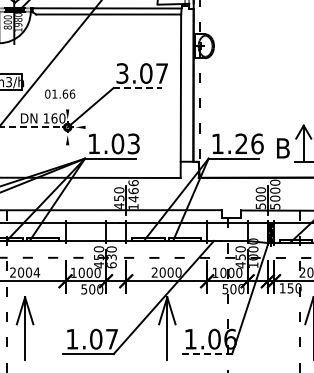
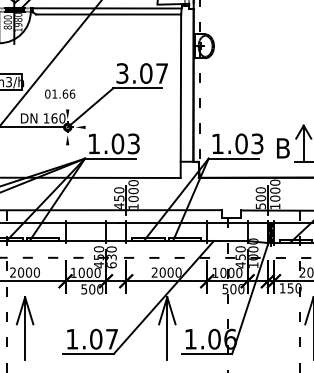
line: dashed -> solid (138, 88)
line: dashed -> solid (32, 127)
text: 1.26 -> 1.03 (249, 143)
text: 1466 -> 1000 (133, 191)
text: 5000 -> 1000 (275, 206)
text: 2004 -> 2000 (36, 272)
line: dashed -> solid (207, 353)
